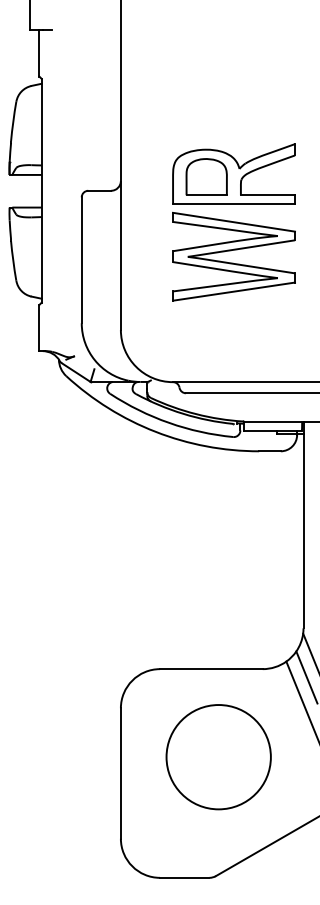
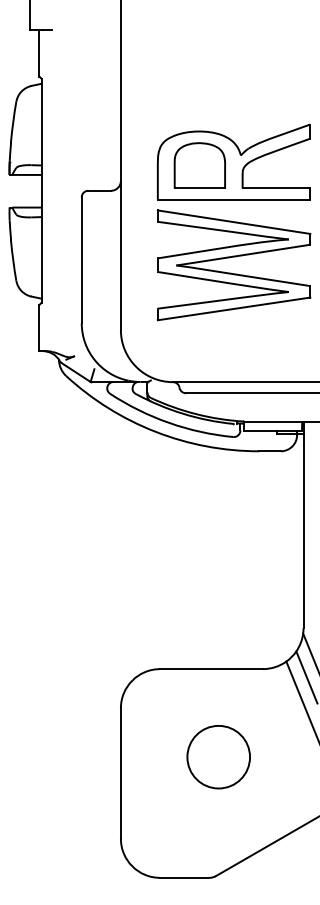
part size: 124x159 px -> 156x199 px (233, 222)
circle diameter: 104 px -> 63 px (218, 756)
